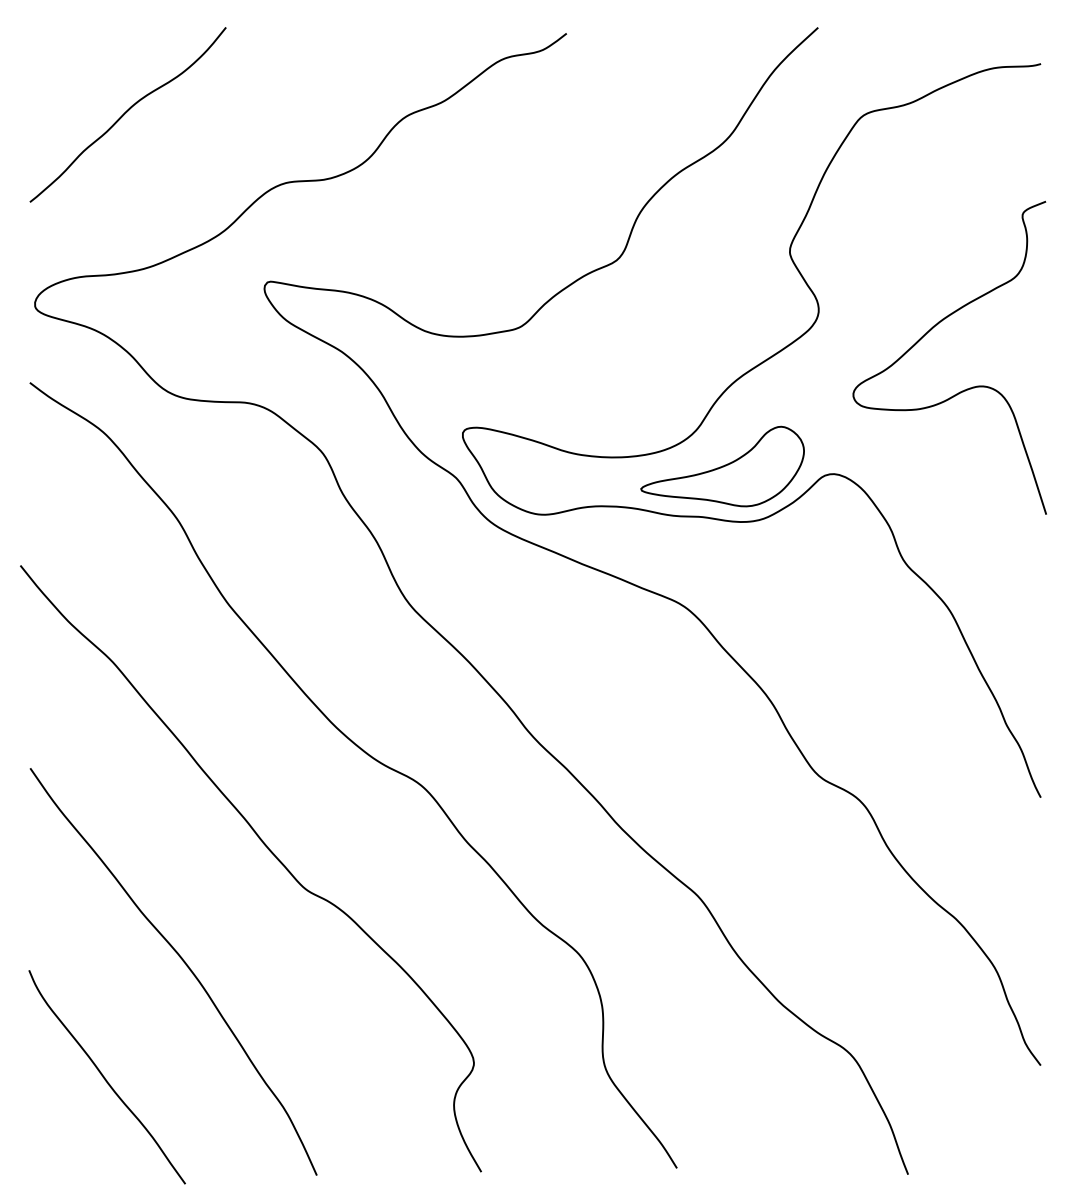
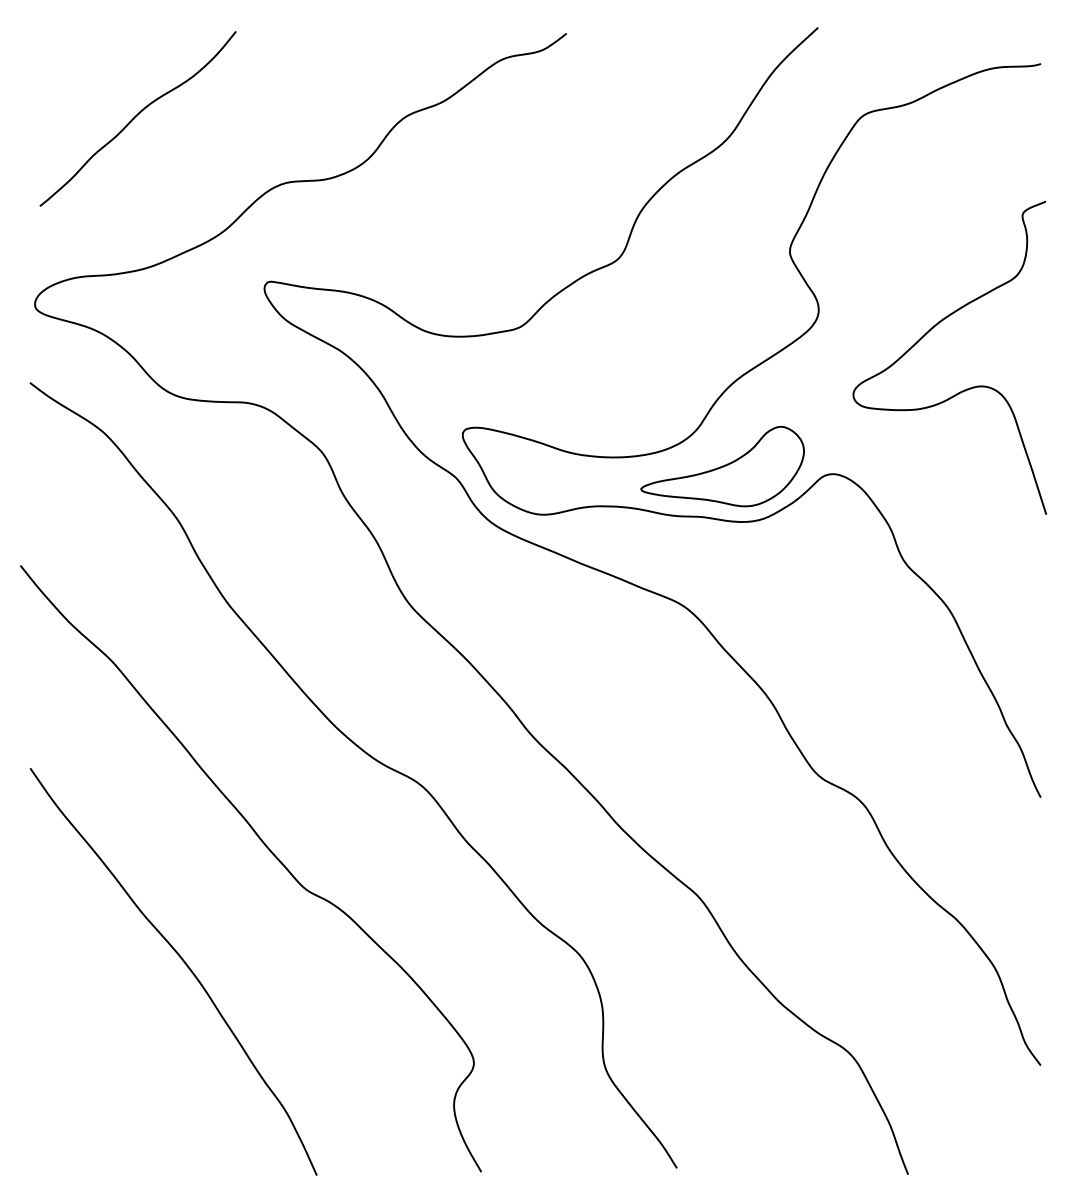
curve position: (126, 113) -> (136, 117) (136, 117)
curve: present -> none (105, 1077)
